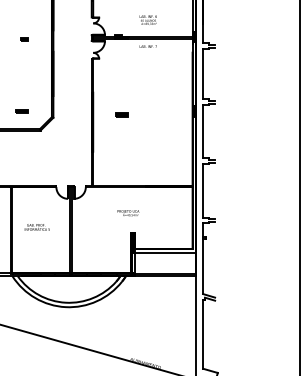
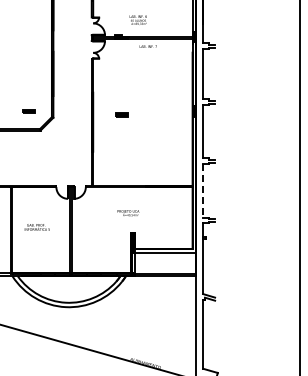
text position: (147, 19) -> (137, 19) (137, 19)
part: present -> none (24, 39)
part position: (21, 111) -> (28, 111) (28, 111)
line: solid -> dashed (203, 191)
